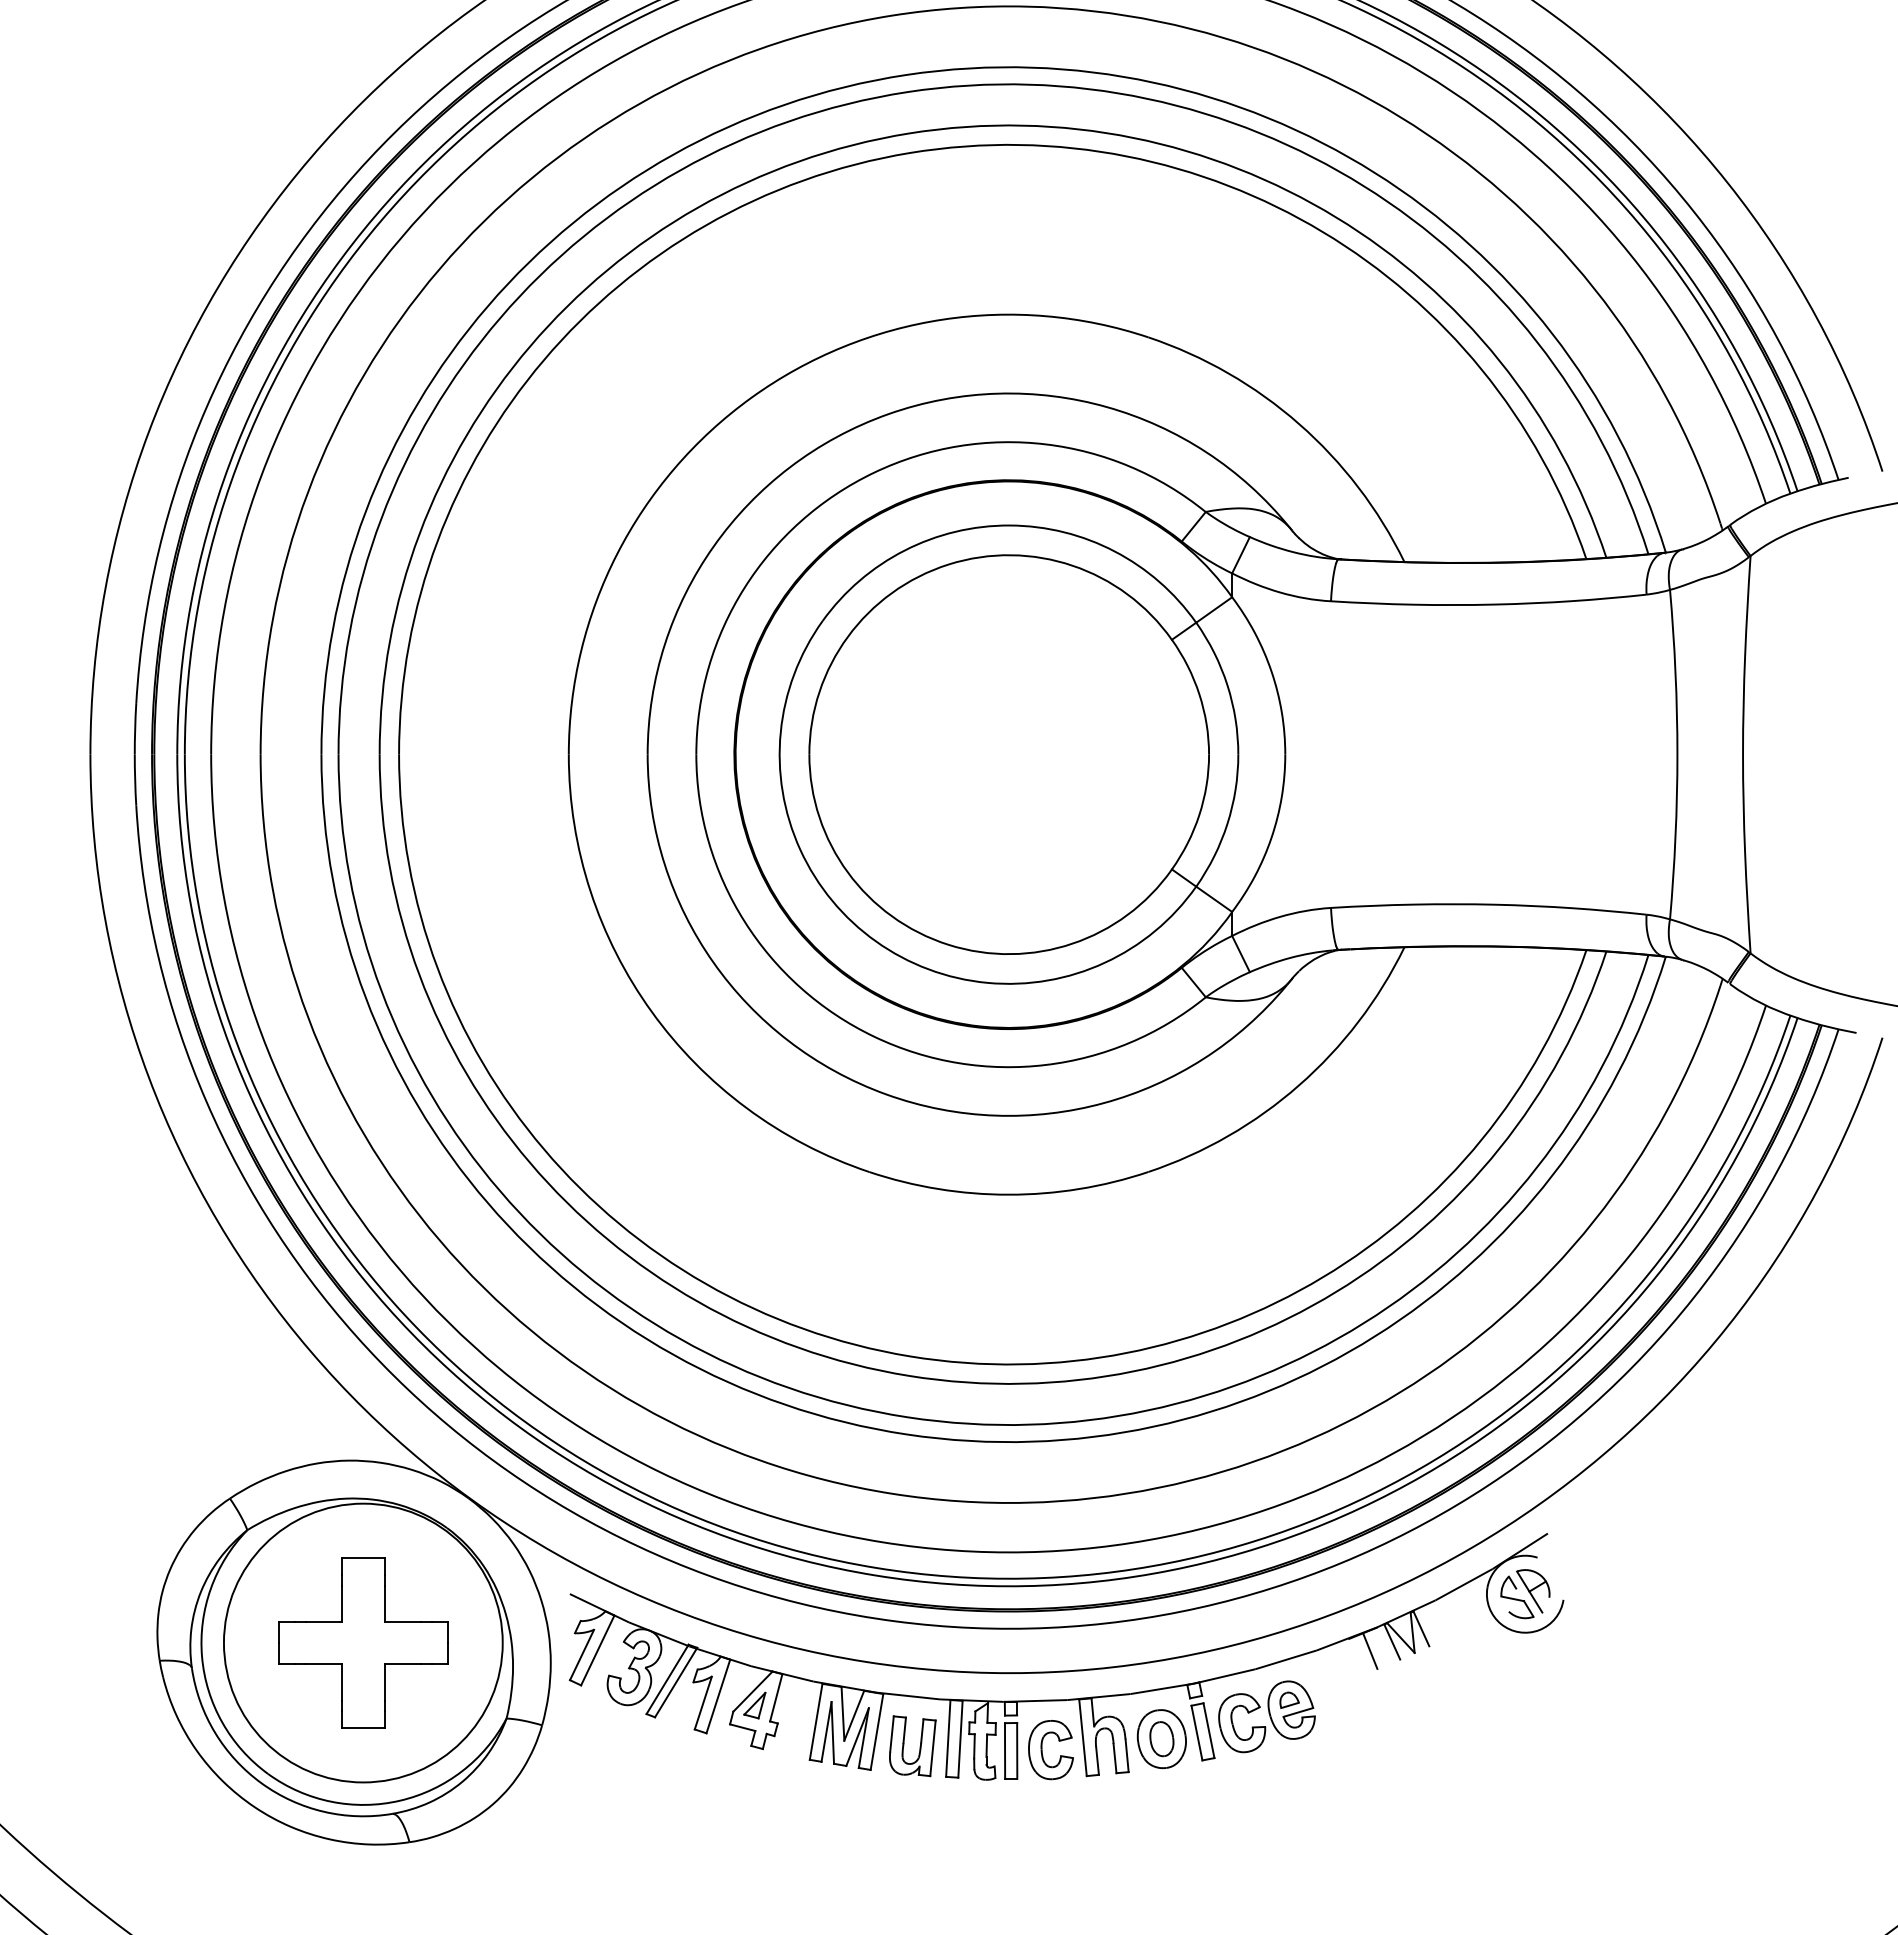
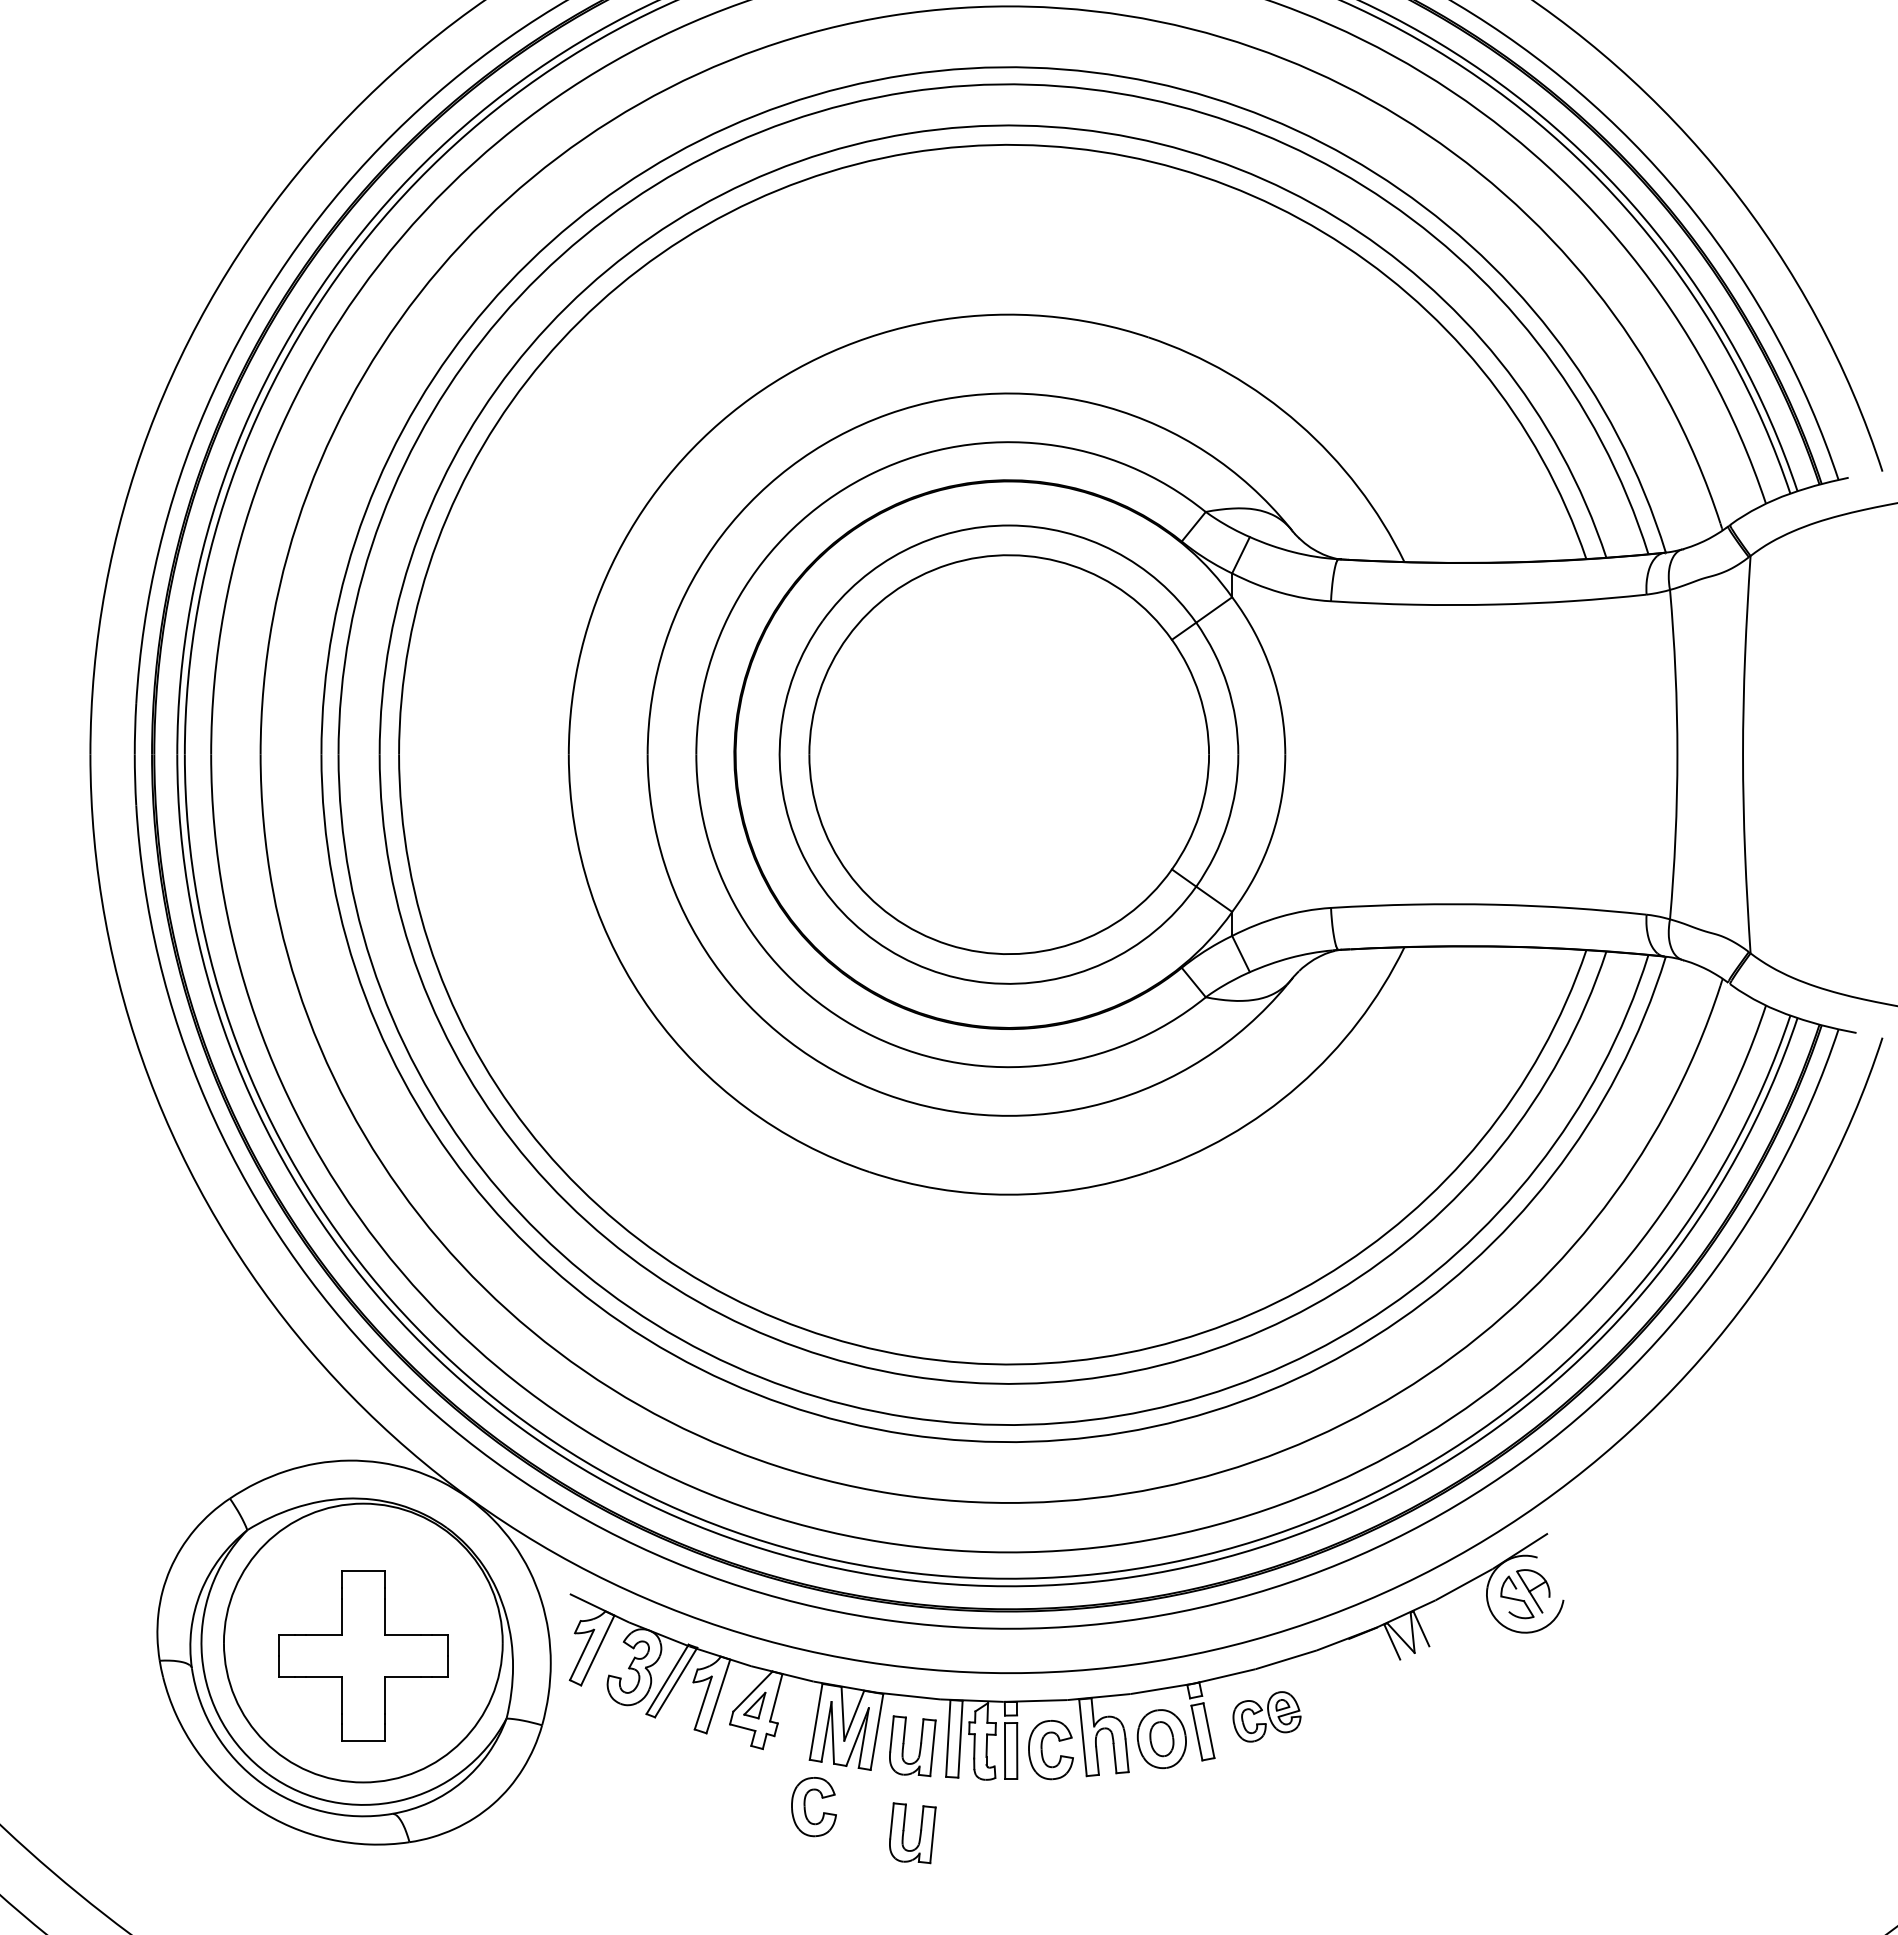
part position: (363, 1642) -> (363, 1655) (363, 1655)
line: present -> none (1370, 1650)
part size: 98x74 px -> 70x52 px (1266, 1716)
part: none -> present (805, 1807)
part: none -> present (919, 1833)
